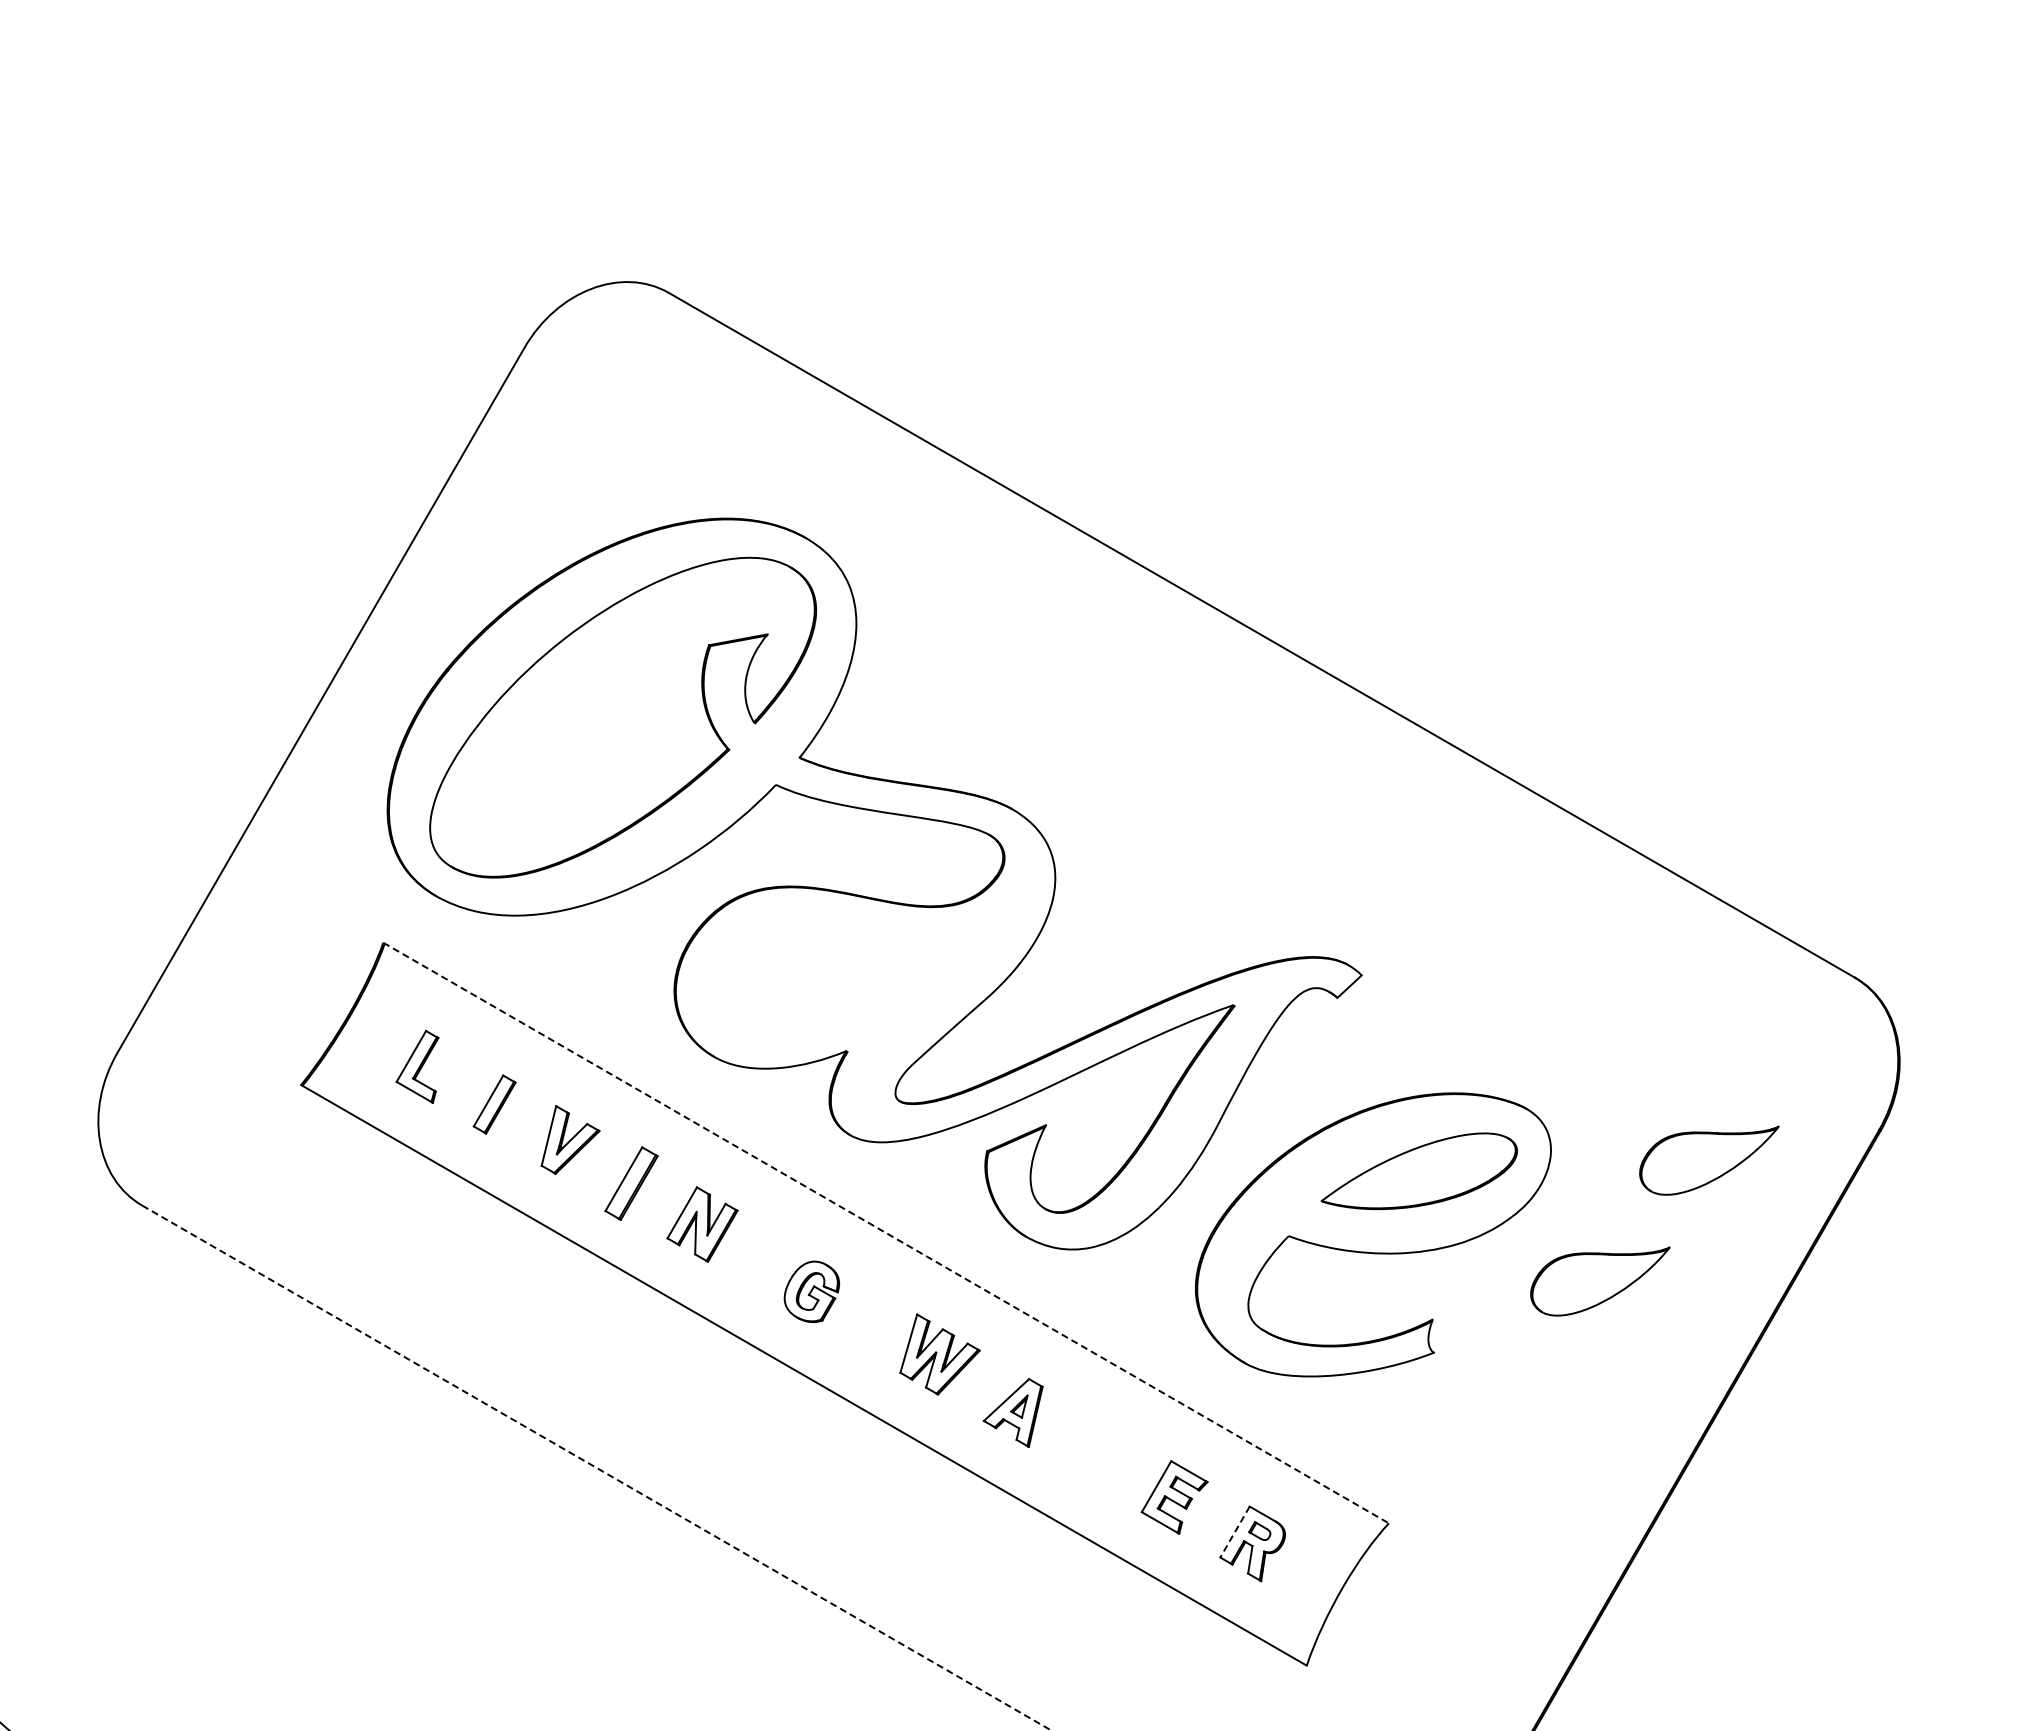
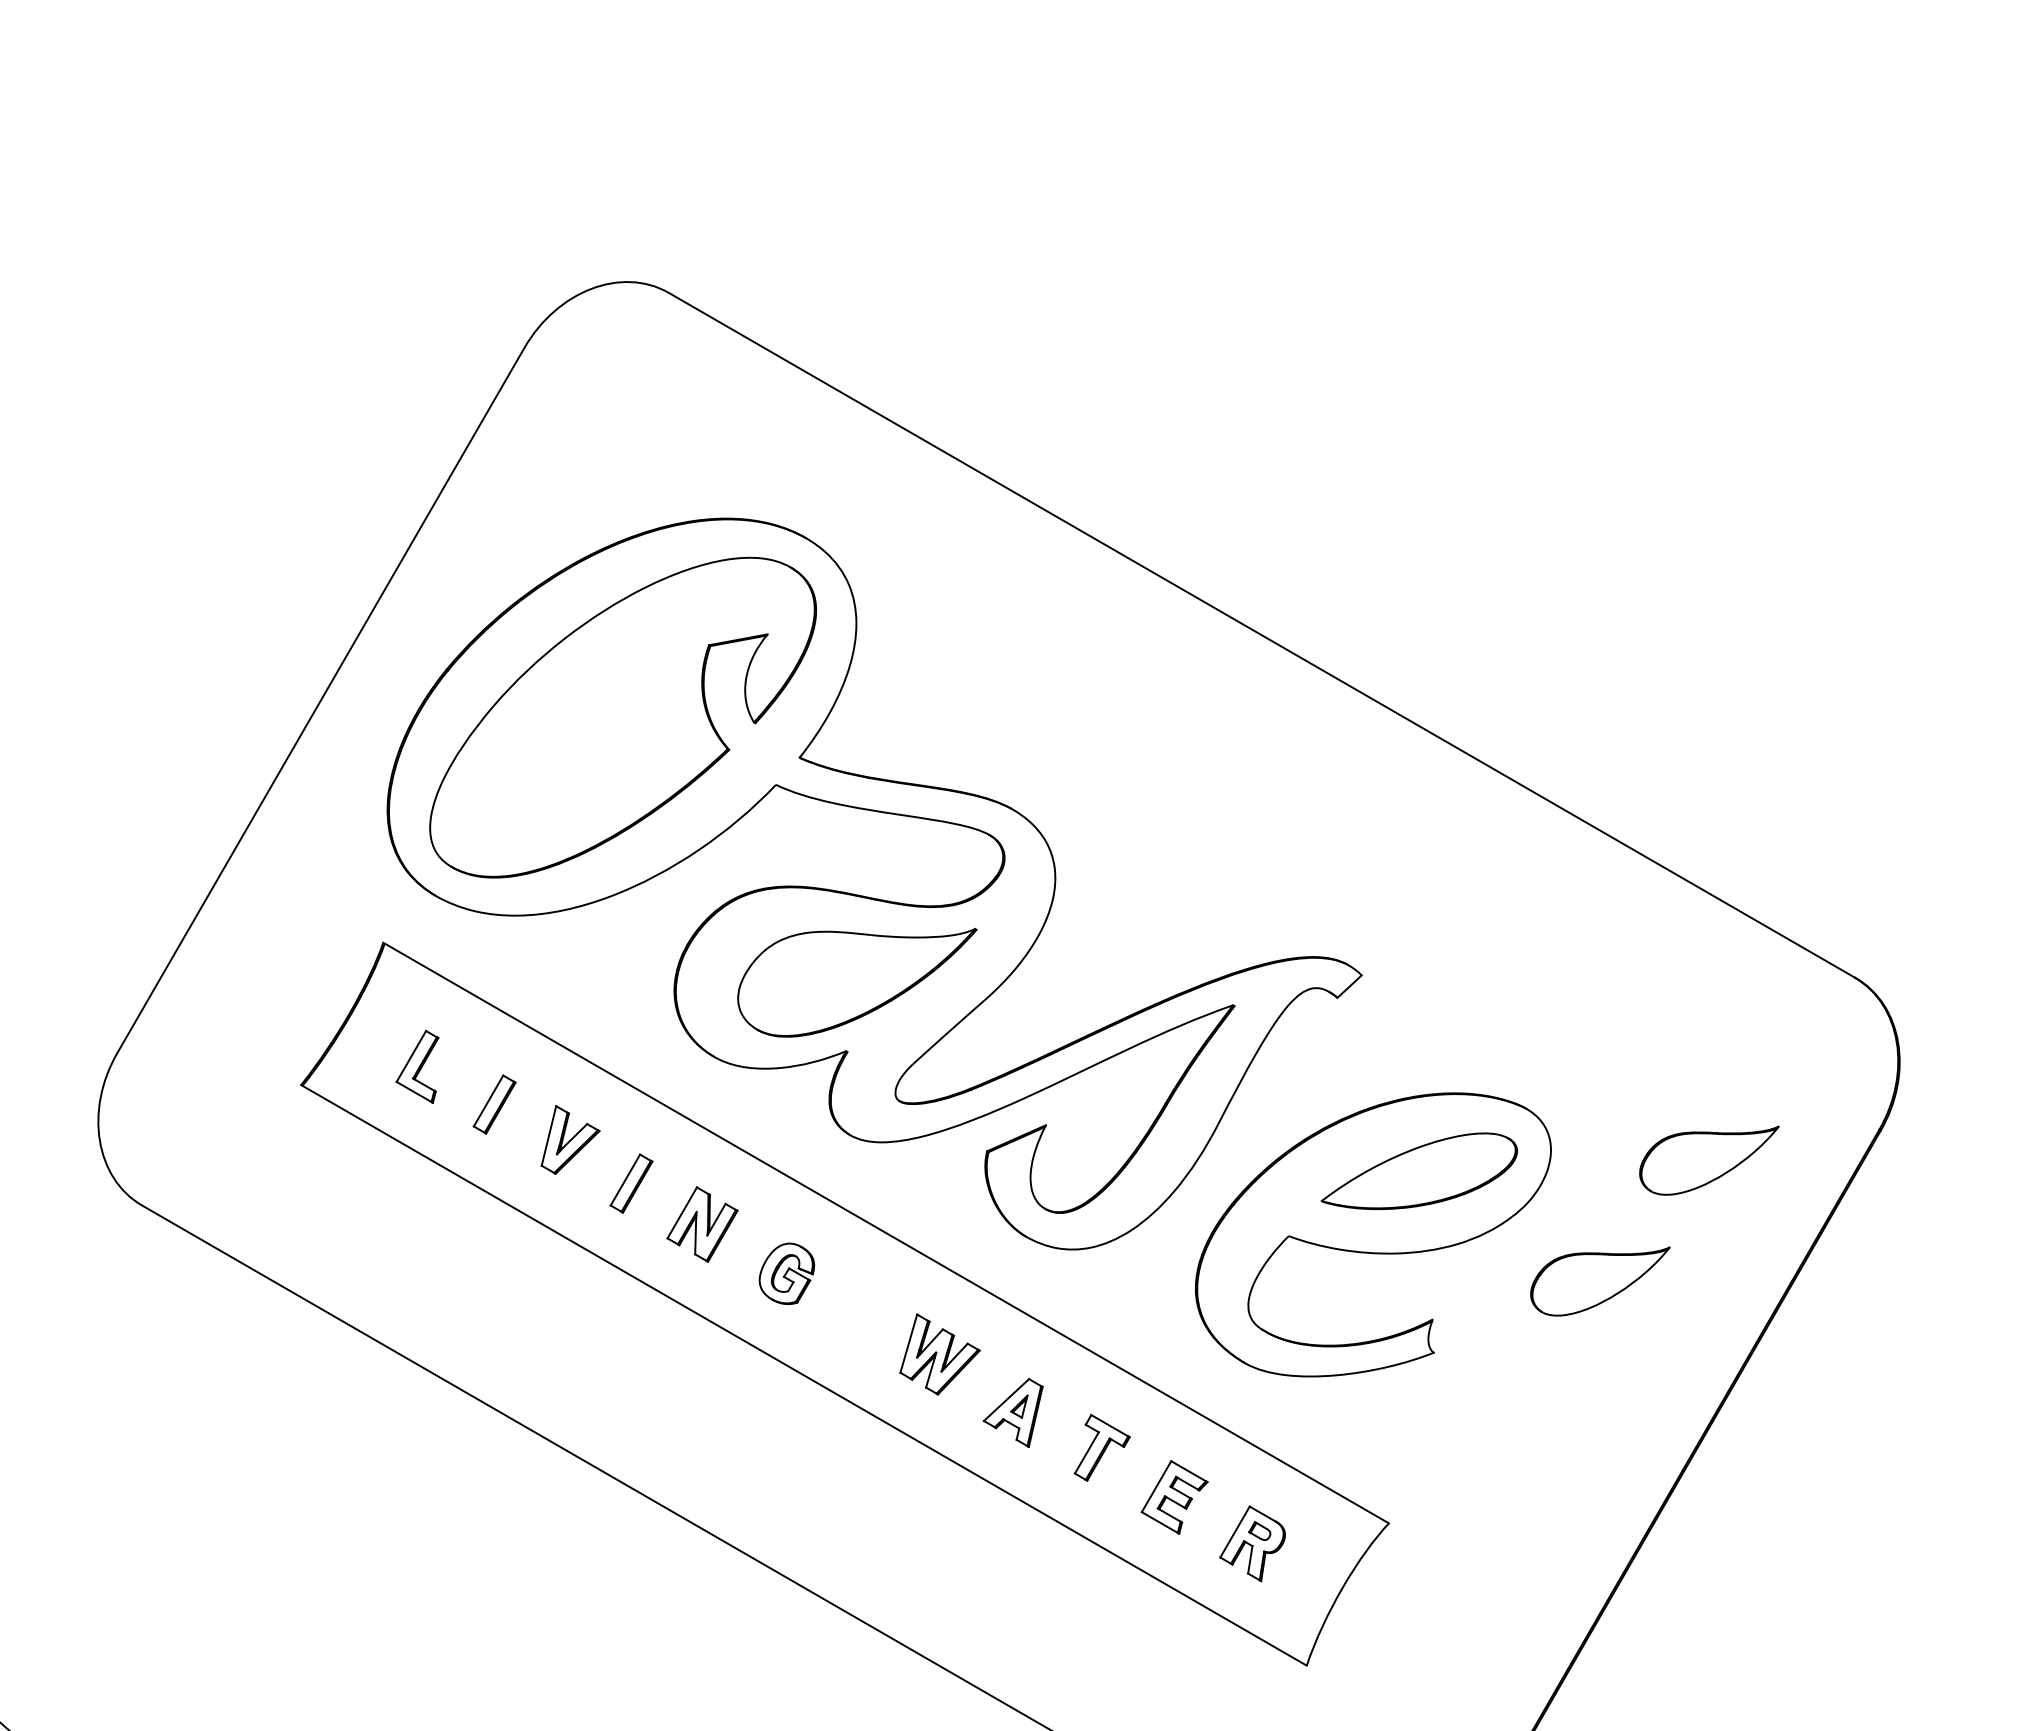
part: none -> present (857, 982)
part size: 55x75 px -> 45x61 px (631, 1183)
line: dashed -> solid (886, 1233)
part position: (811, 1291) -> (786, 1273) (786, 1273)
part: none -> present (1101, 1447)
line: dashed -> solid (597, 1468)
line: dashed -> solid (1234, 1532)
